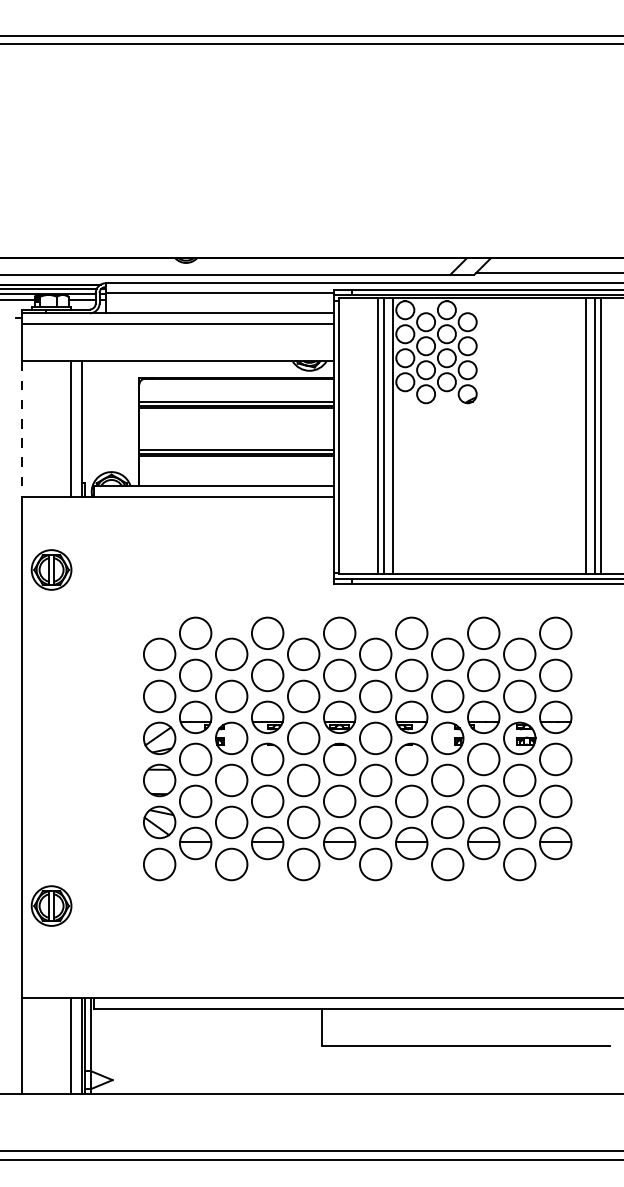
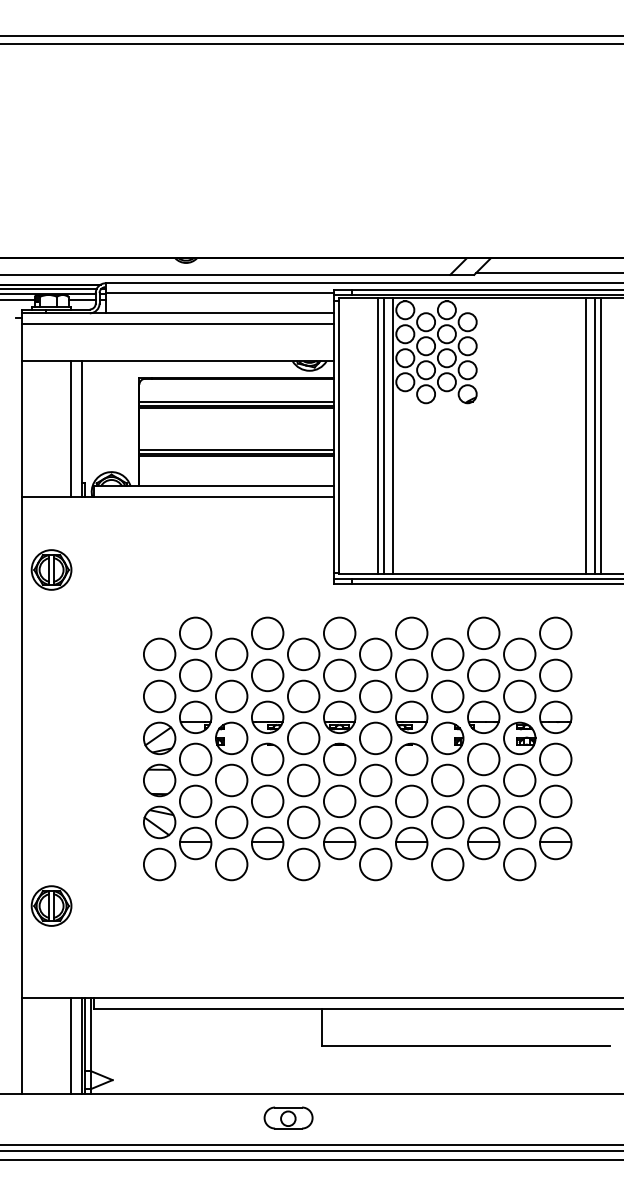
line: dashed -> solid (21, 429)
part: none -> present (288, 1117)
line: none -> present (311, 1145)
